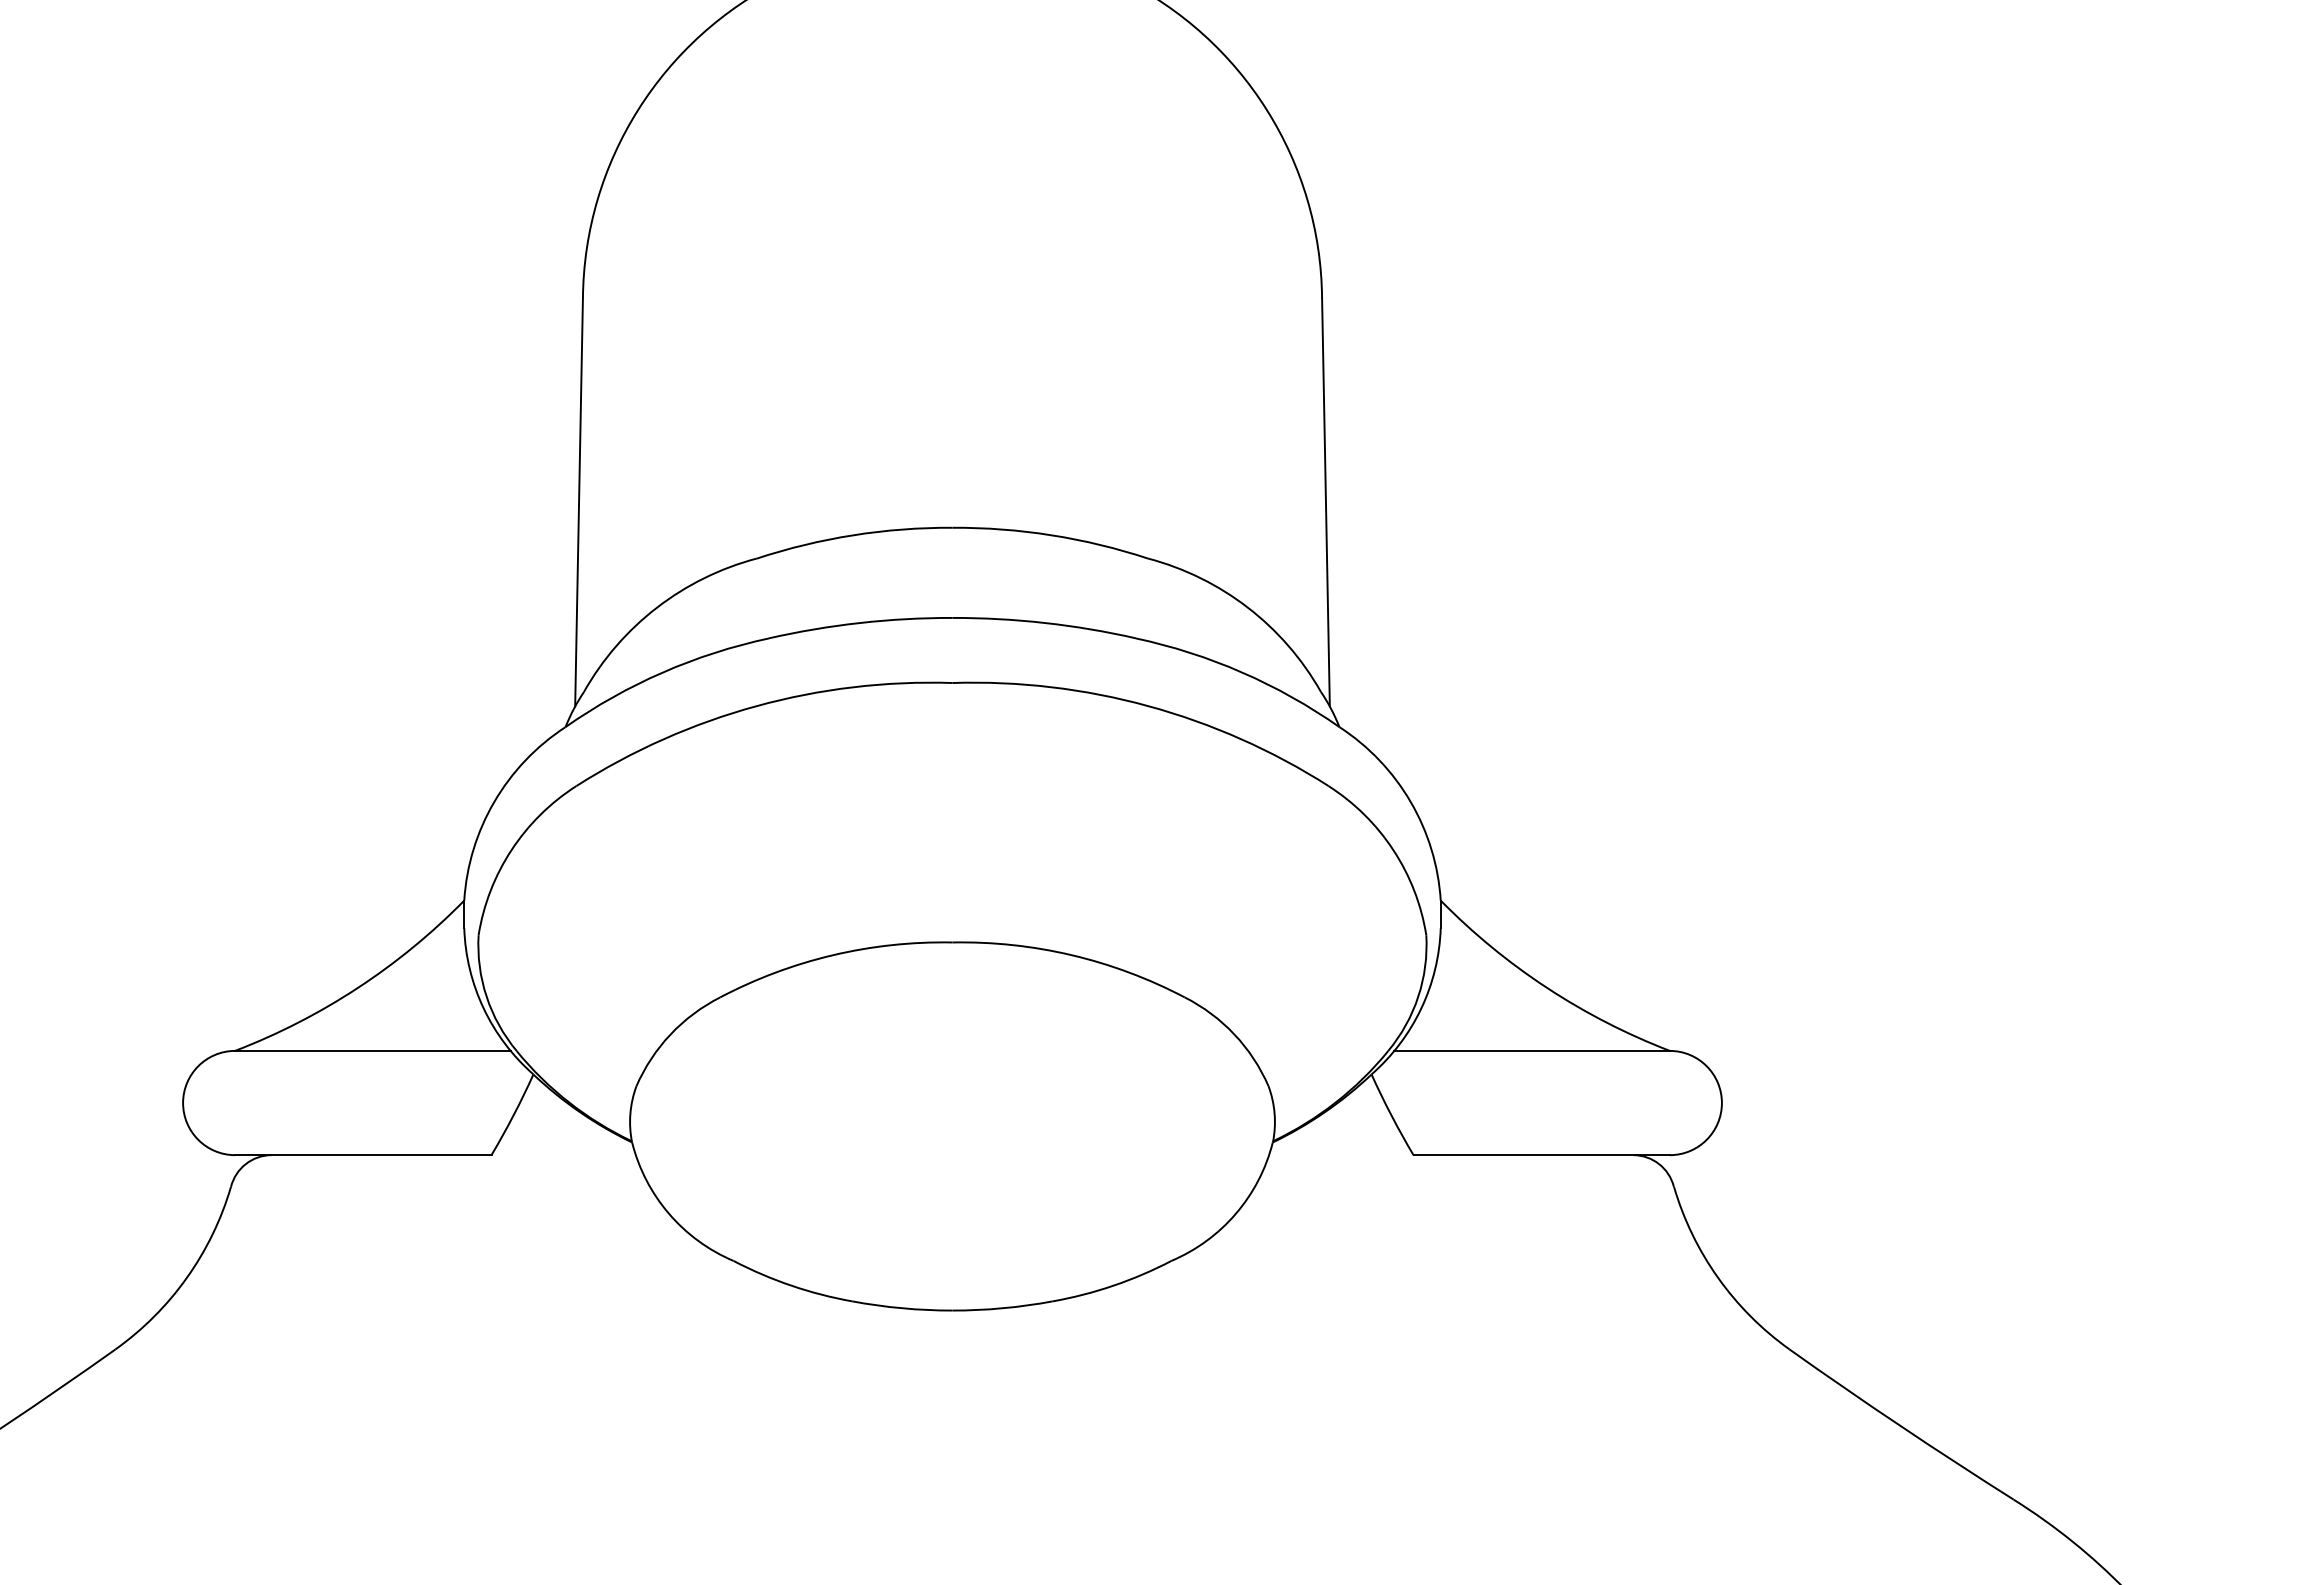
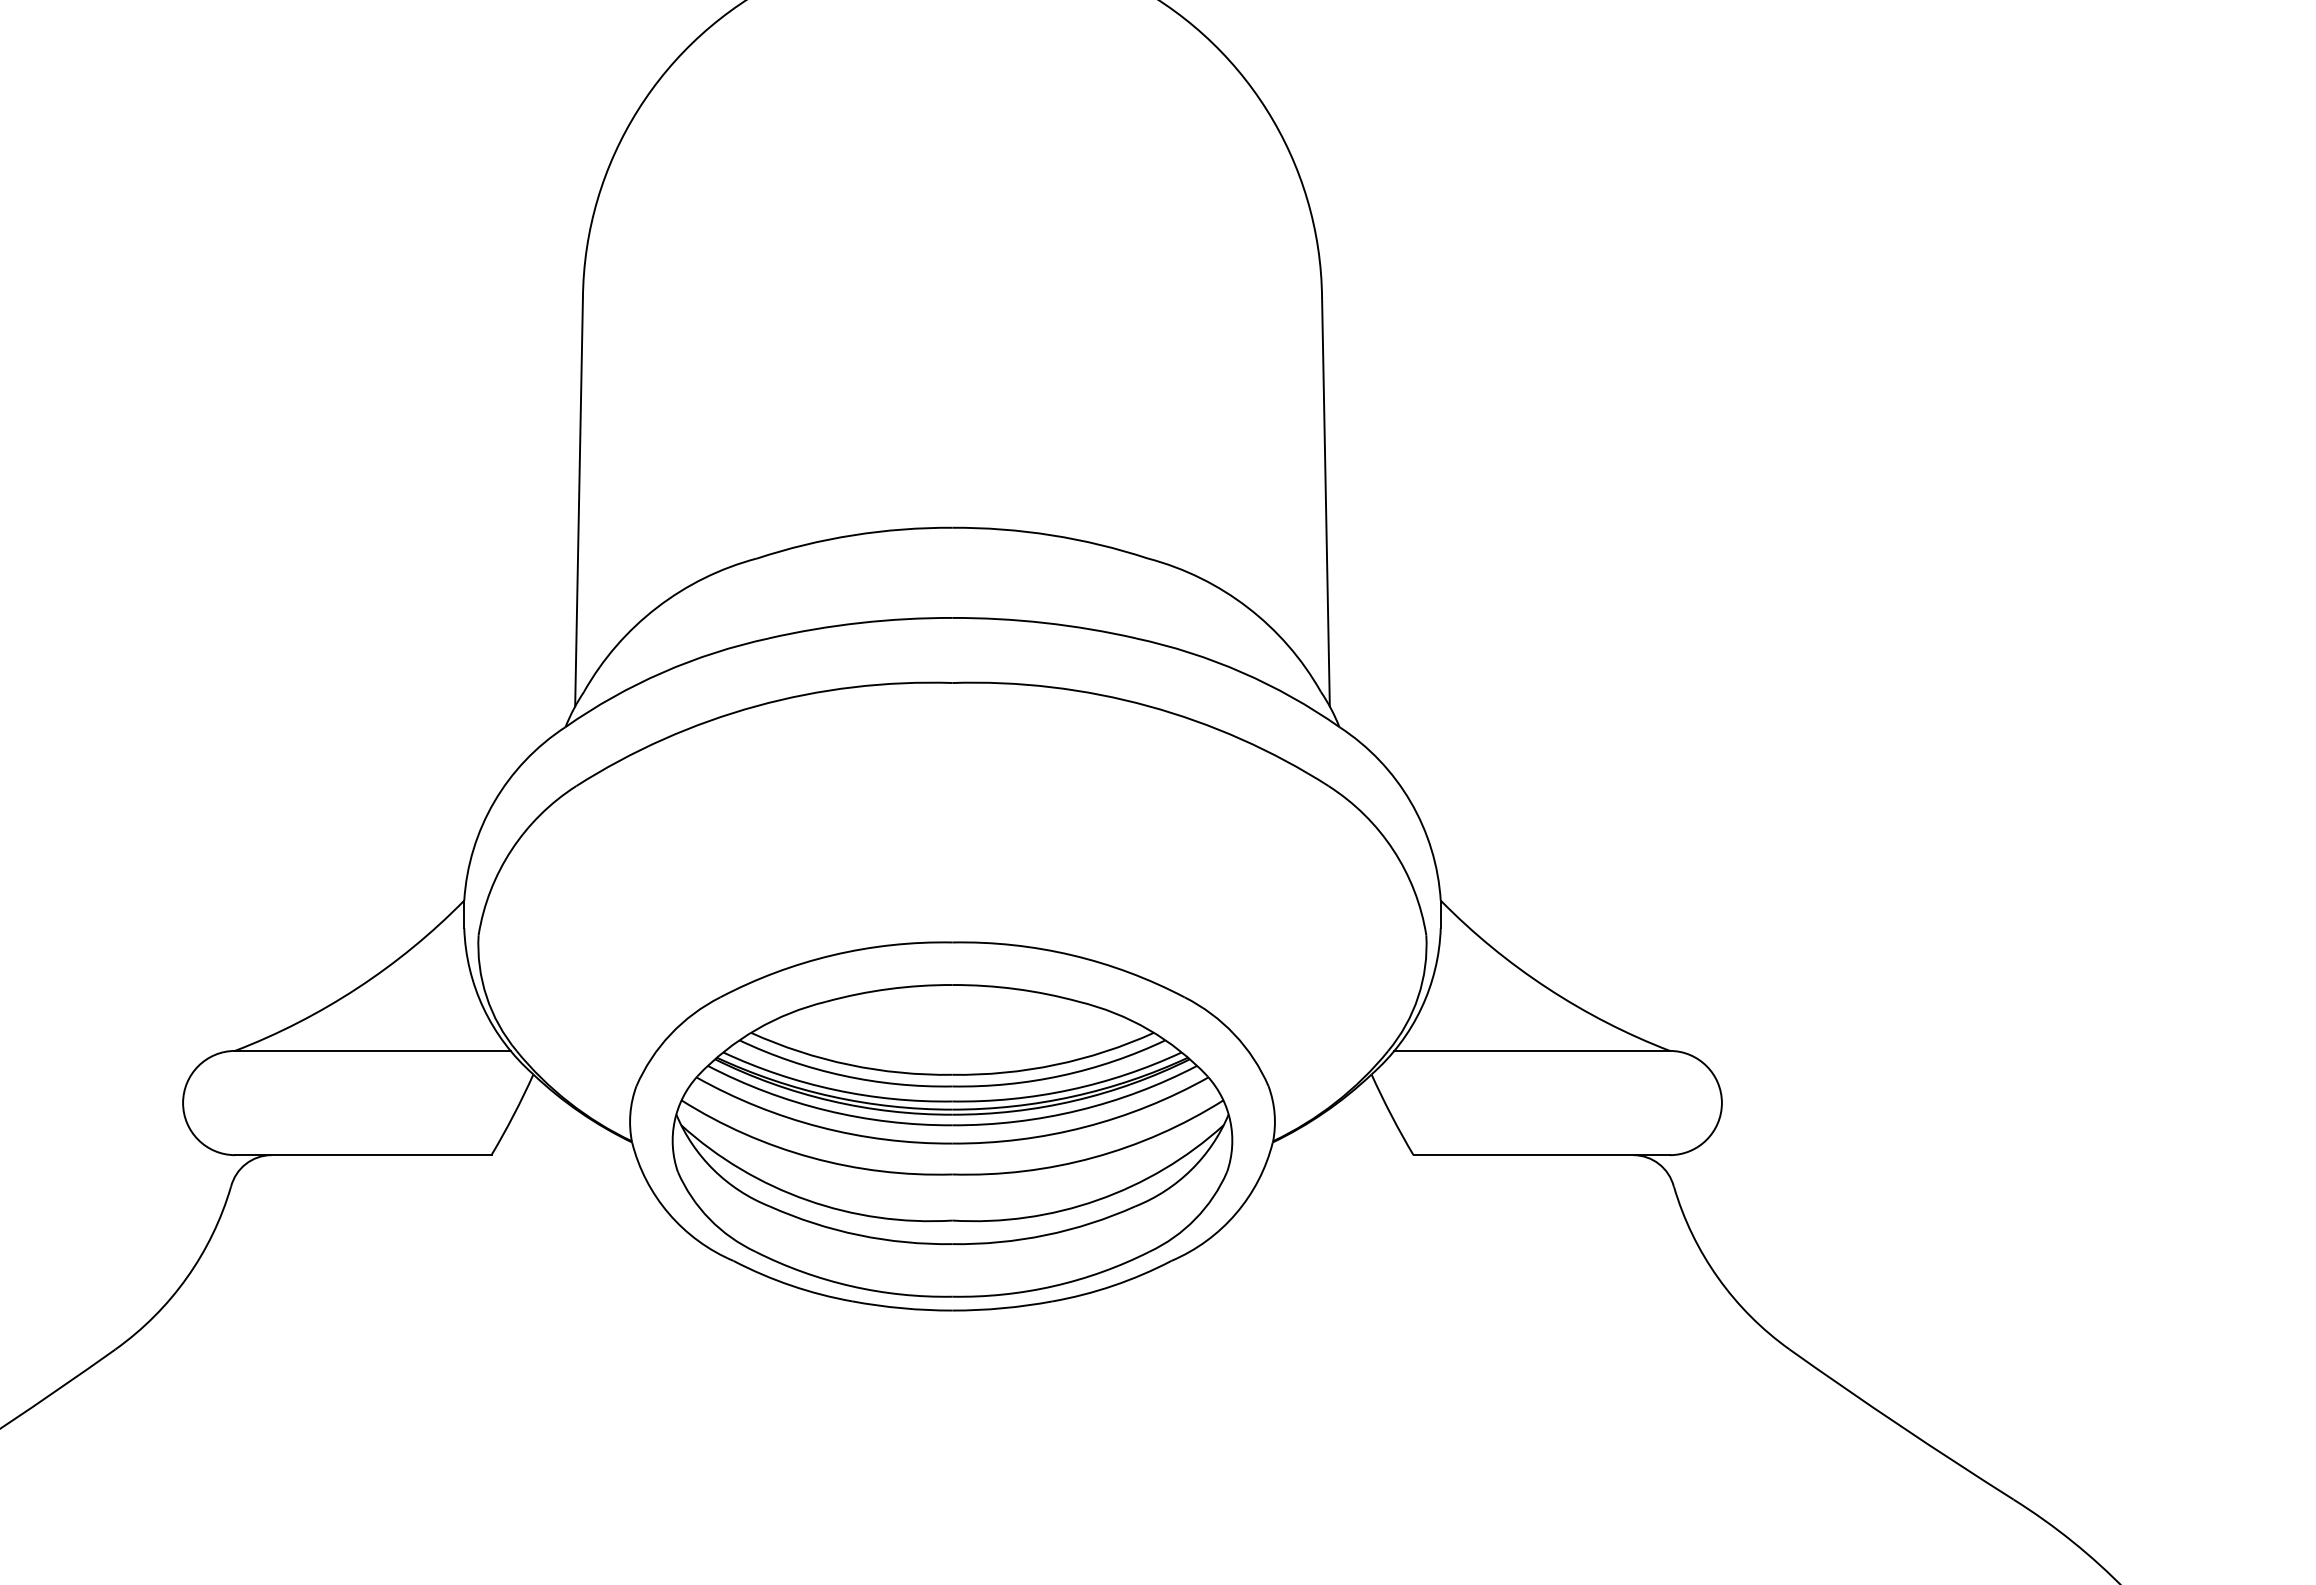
part: none -> present (952, 1140)
